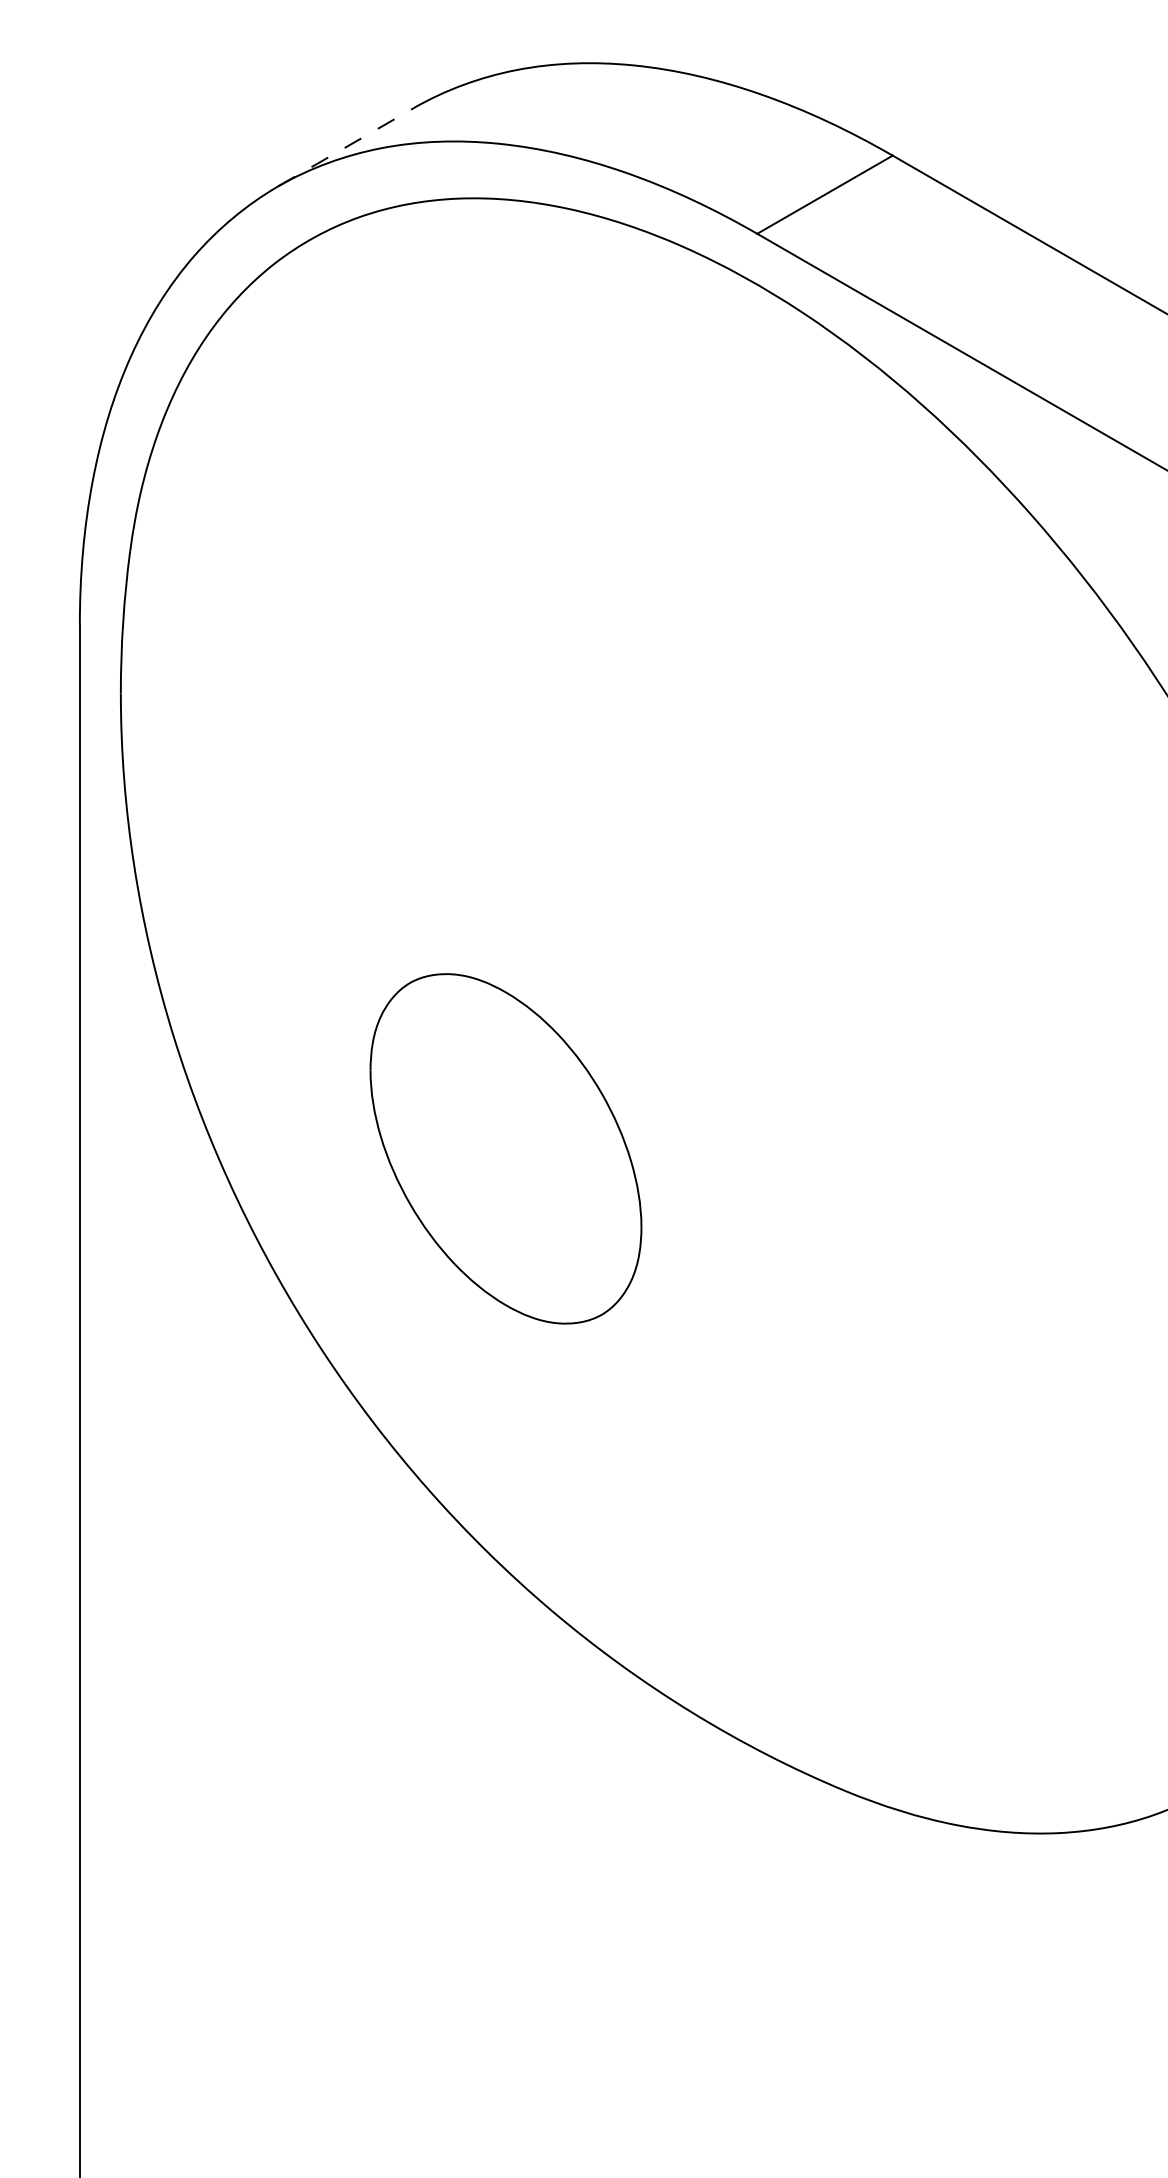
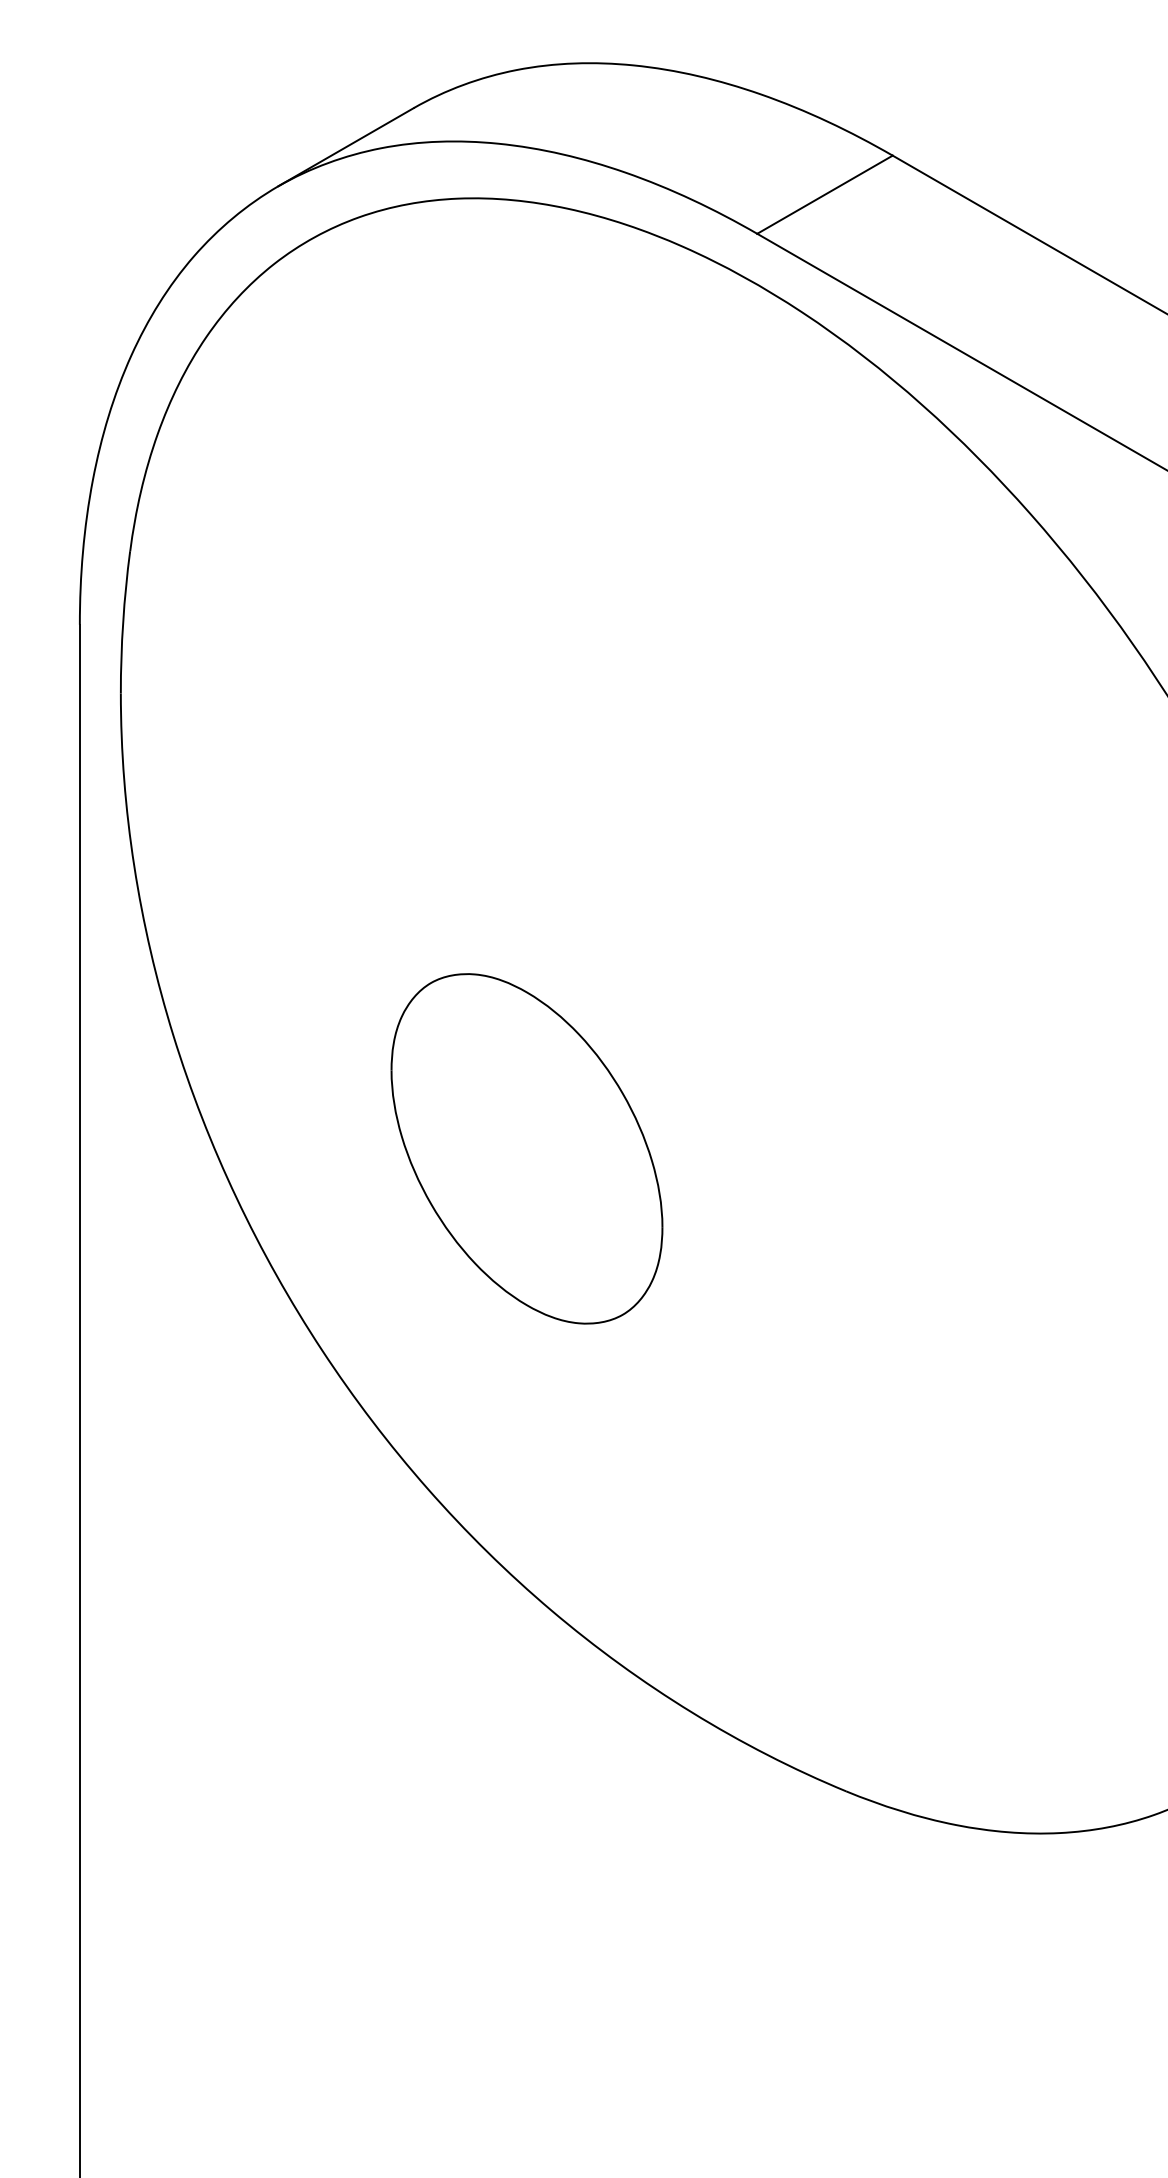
line: dashed -> solid (346, 146)
part position: (505, 1148) -> (526, 1148) (526, 1148)
